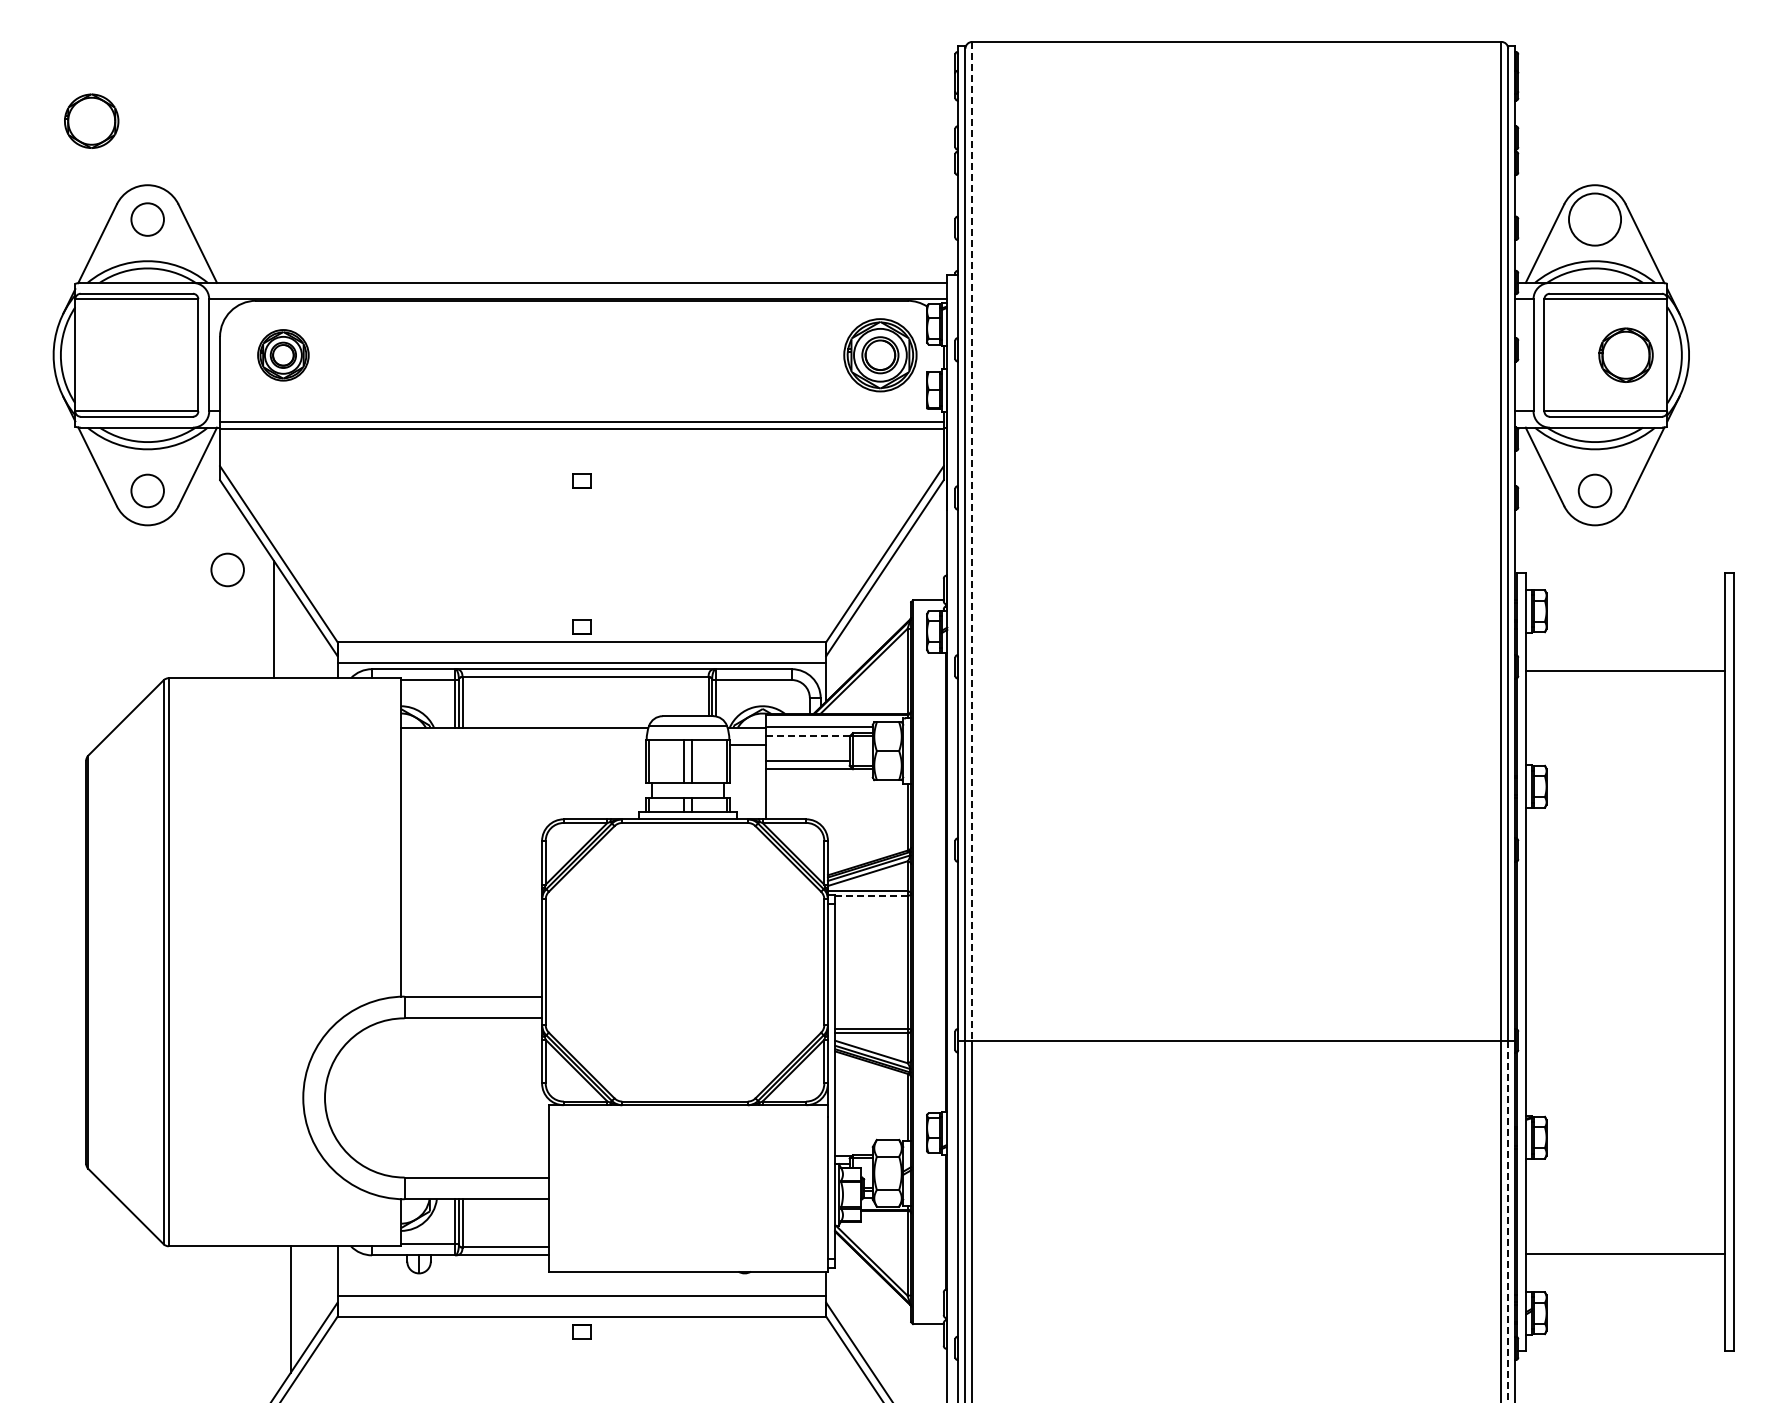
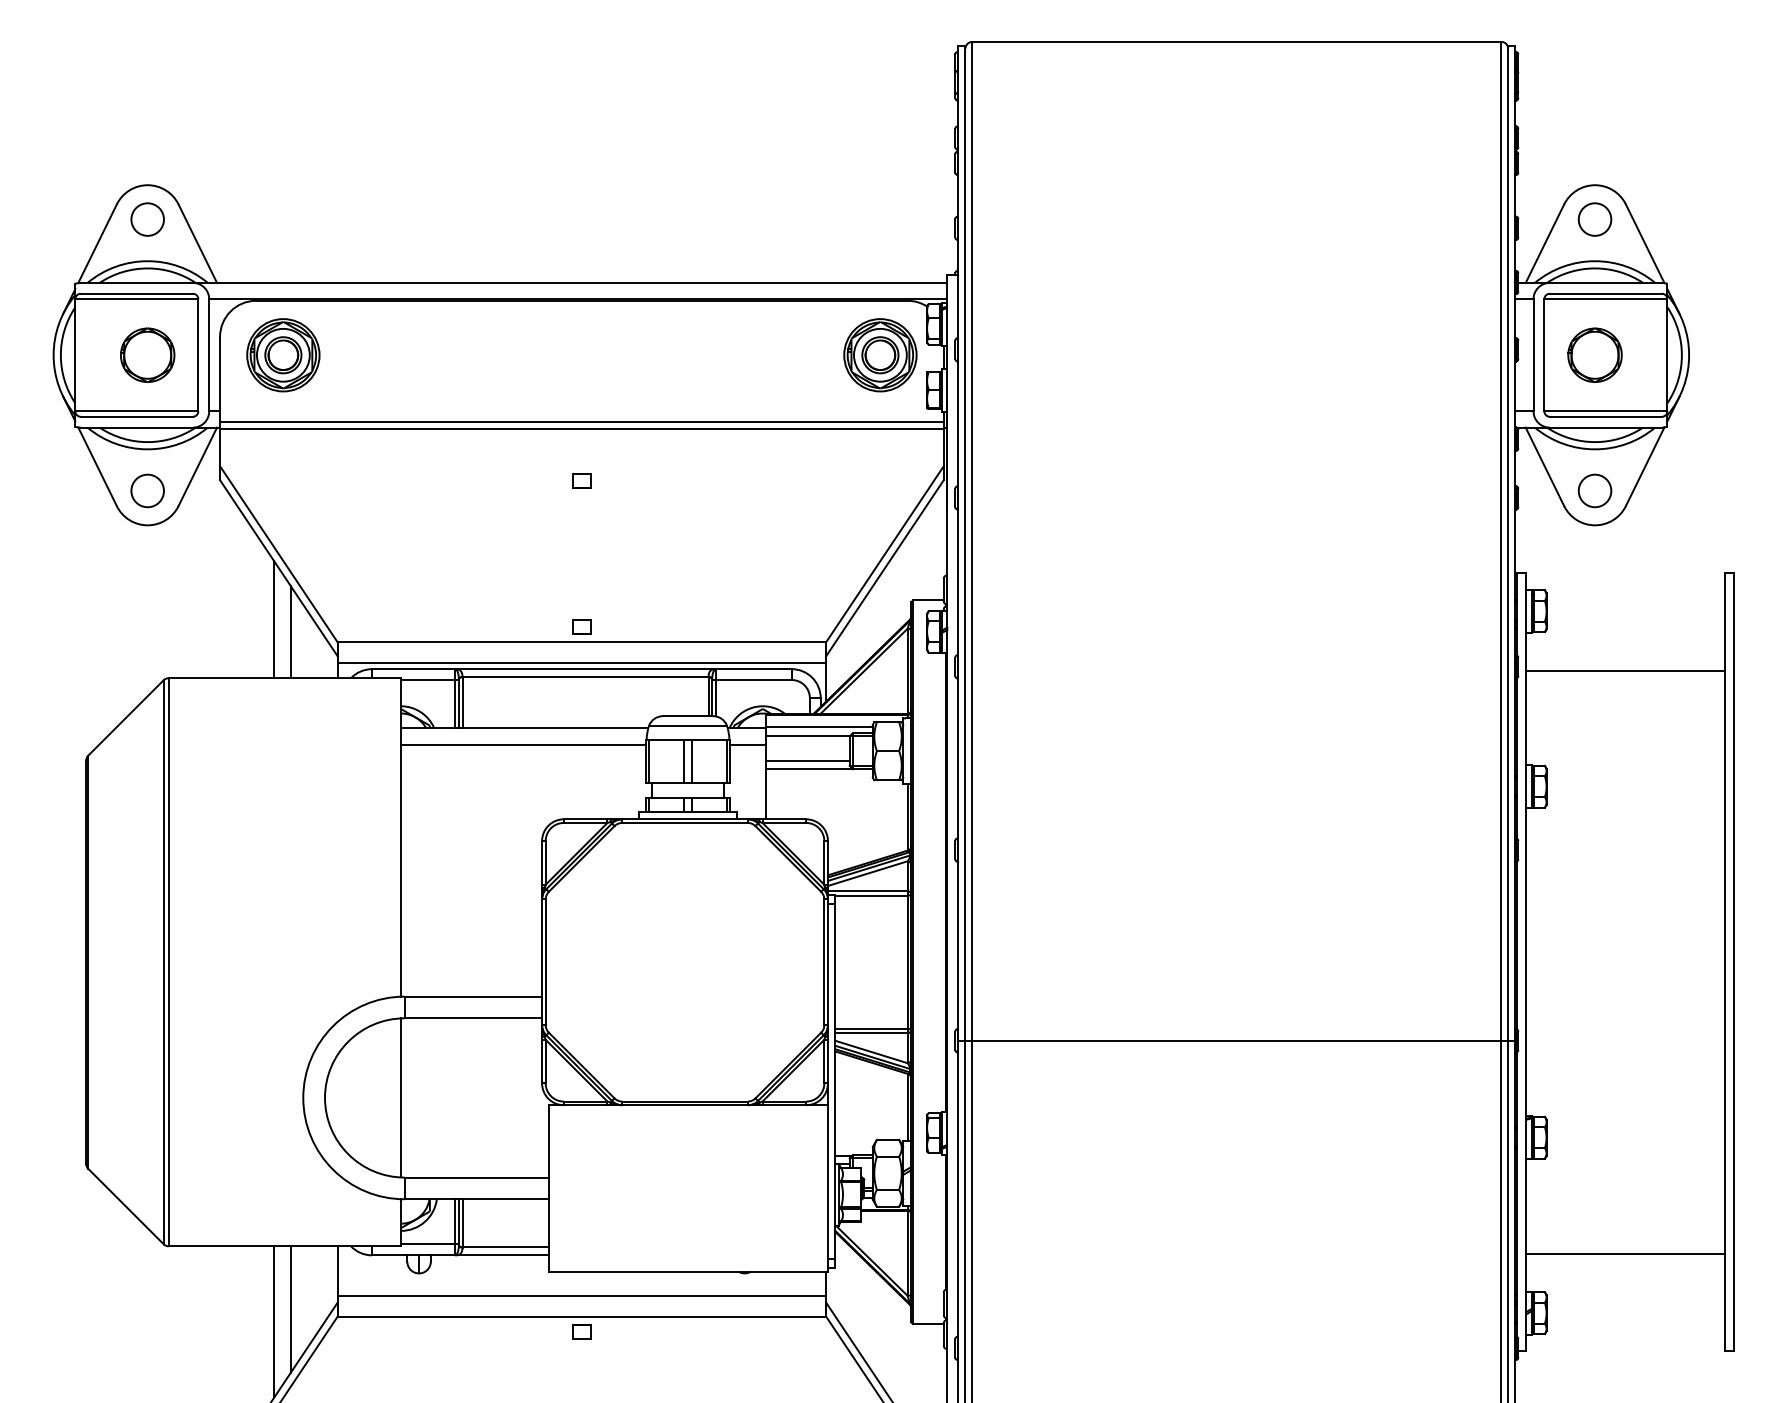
part position: (91, 120) -> (147, 354) (147, 354)
circle diameter: 52 px -> 33 px (1594, 219)
part position: (1625, 354) -> (1594, 354) (1594, 354)
part size: 53x53 px -> 75x75 px (283, 355)
line: dashed -> solid (972, 541)
circle: present -> none (227, 569)
line: none -> present (290, 631)
line: dashed -> solid (808, 735)
line: none -> present (522, 745)
line: dashed -> solid (871, 895)
line: none -> present (400, 1097)
line: dashed -> solid (1508, 1221)
line: none -> present (274, 1321)
